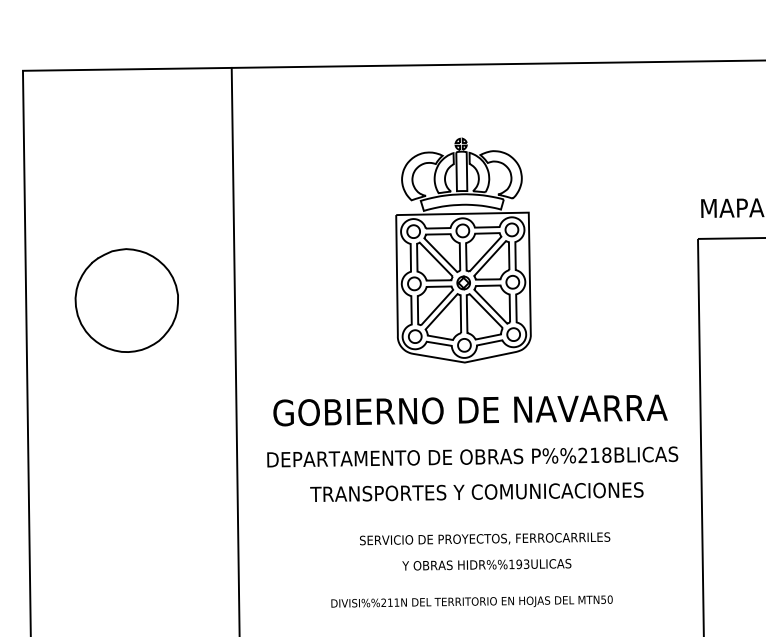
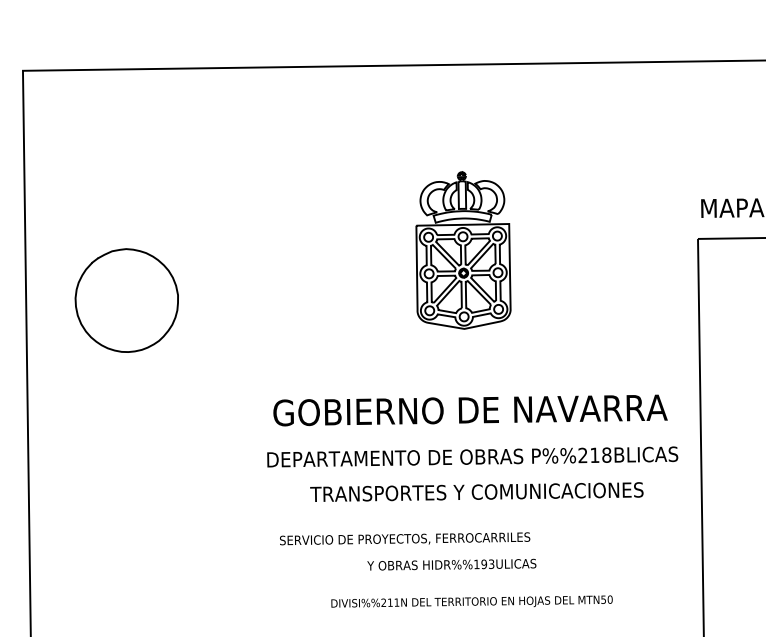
part size: 137x227 px -> 97x159 px (463, 250)
line: present -> none (235, 350)
text position: (485, 538) -> (405, 538) (405, 538)
text position: (486, 564) -> (451, 564) (451, 564)
